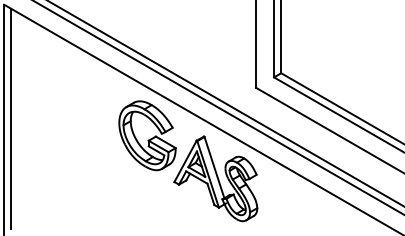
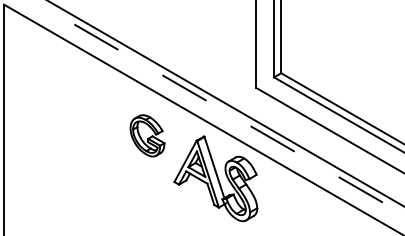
line: solid -> dashed (218, 107)
line: present -> none (11, 118)
part size: 59x72 px -> 37x44 px (147, 135)
